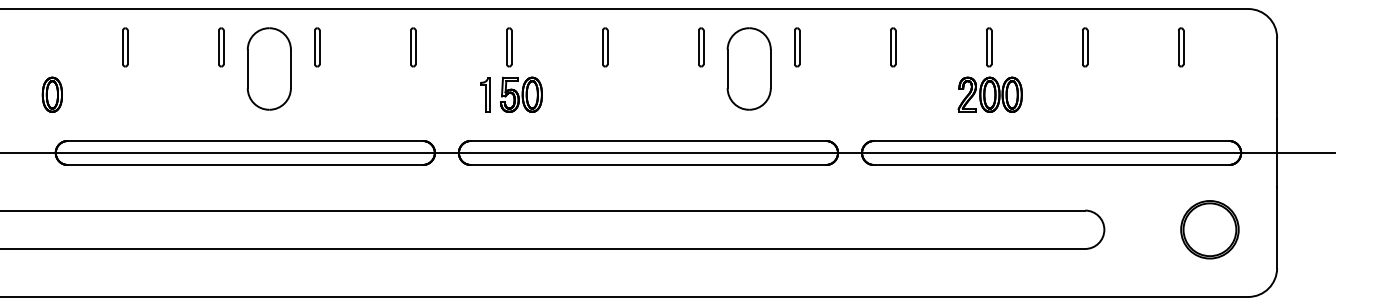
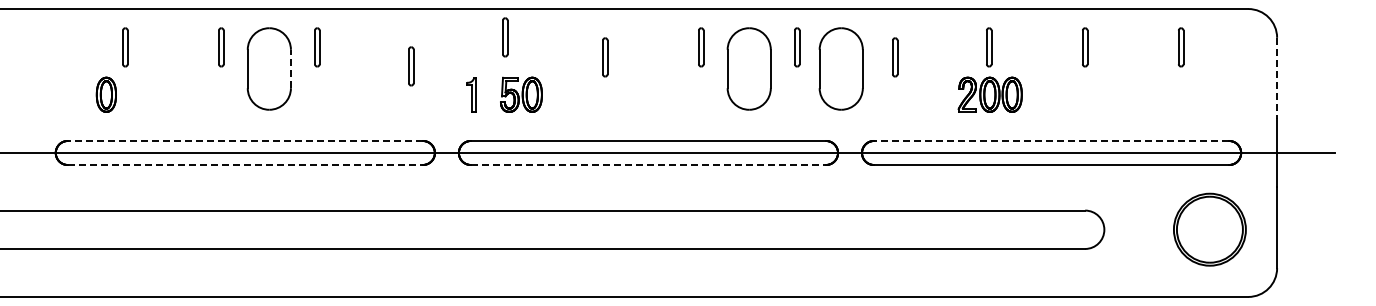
part position: (413, 47) -> (411, 66) (411, 66)
part position: (509, 47) -> (505, 37) (505, 37)
part position: (605, 47) -> (605, 57) (605, 57)
part position: (893, 47) -> (895, 57) (895, 57)
line: solid -> dashed (290, 68)
part: none -> present (840, 68)
line: solid -> dashed (1277, 78)
part position: (51, 94) -> (105, 94) (105, 94)
part position: (485, 94) -> (471, 94) (471, 94)
line: solid -> dashed (245, 141)
line: solid -> dashed (1051, 141)
line: solid -> dashed (245, 164)
line: solid -> dashed (648, 164)
part size: 60x60 px -> 74x75 px (1209, 229)
